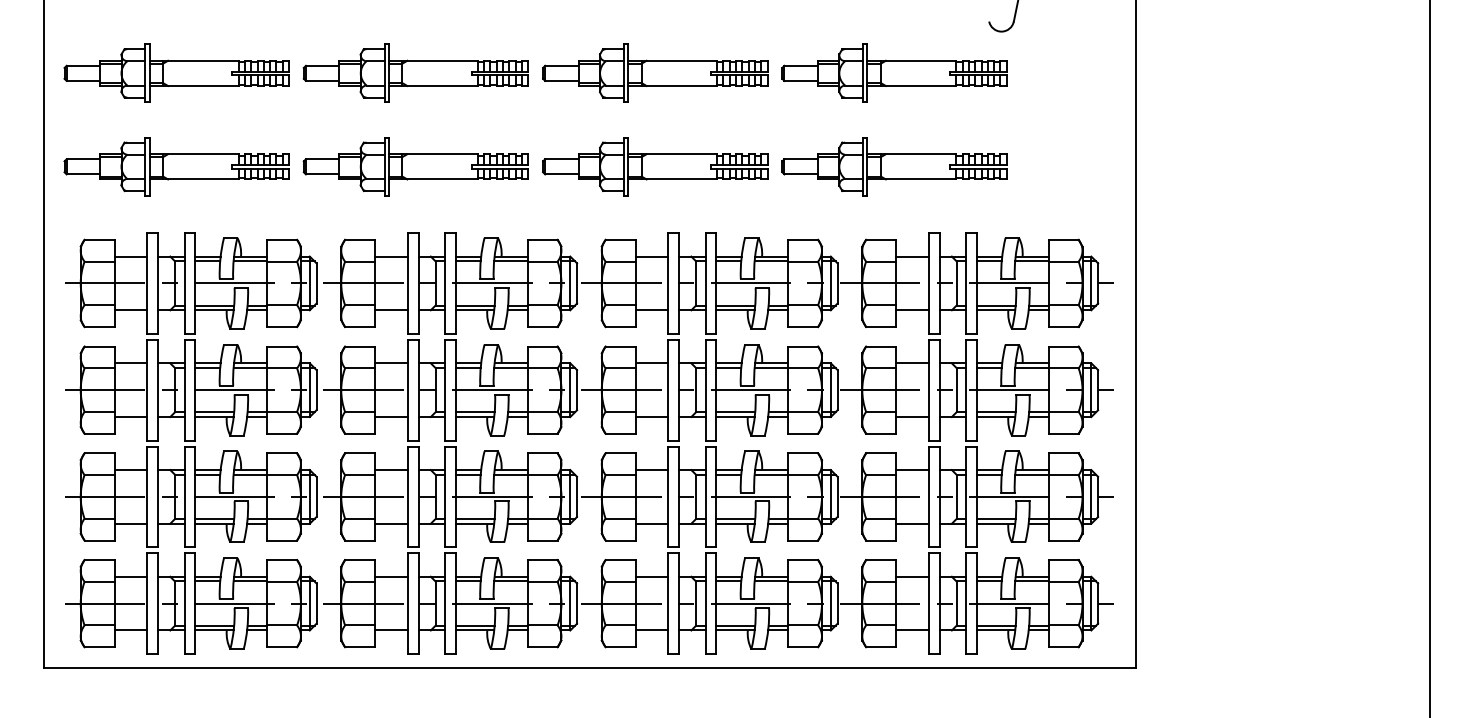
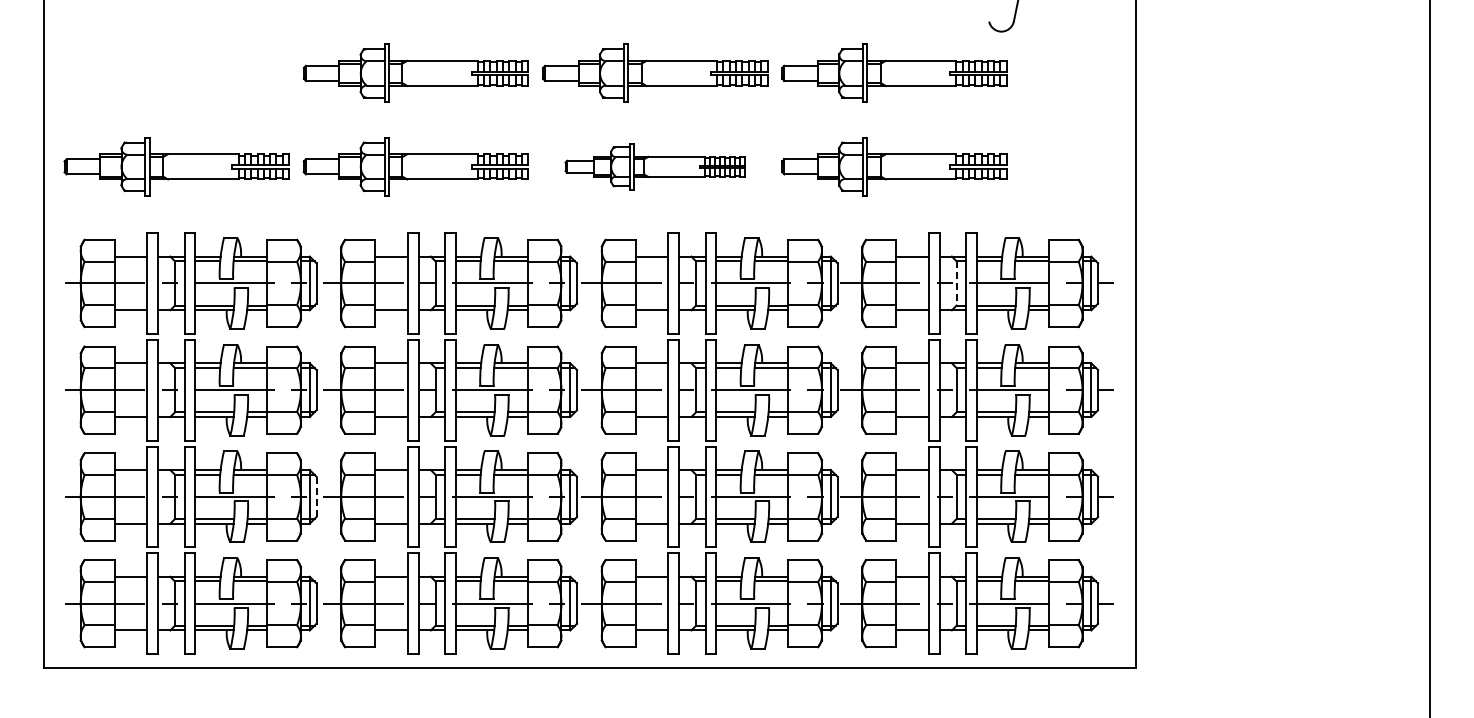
part: present -> none (176, 72)
part size: 227x60 px -> 182x48 px (654, 166)
line: solid -> dashed (956, 283)
line: solid -> dashed (316, 497)
